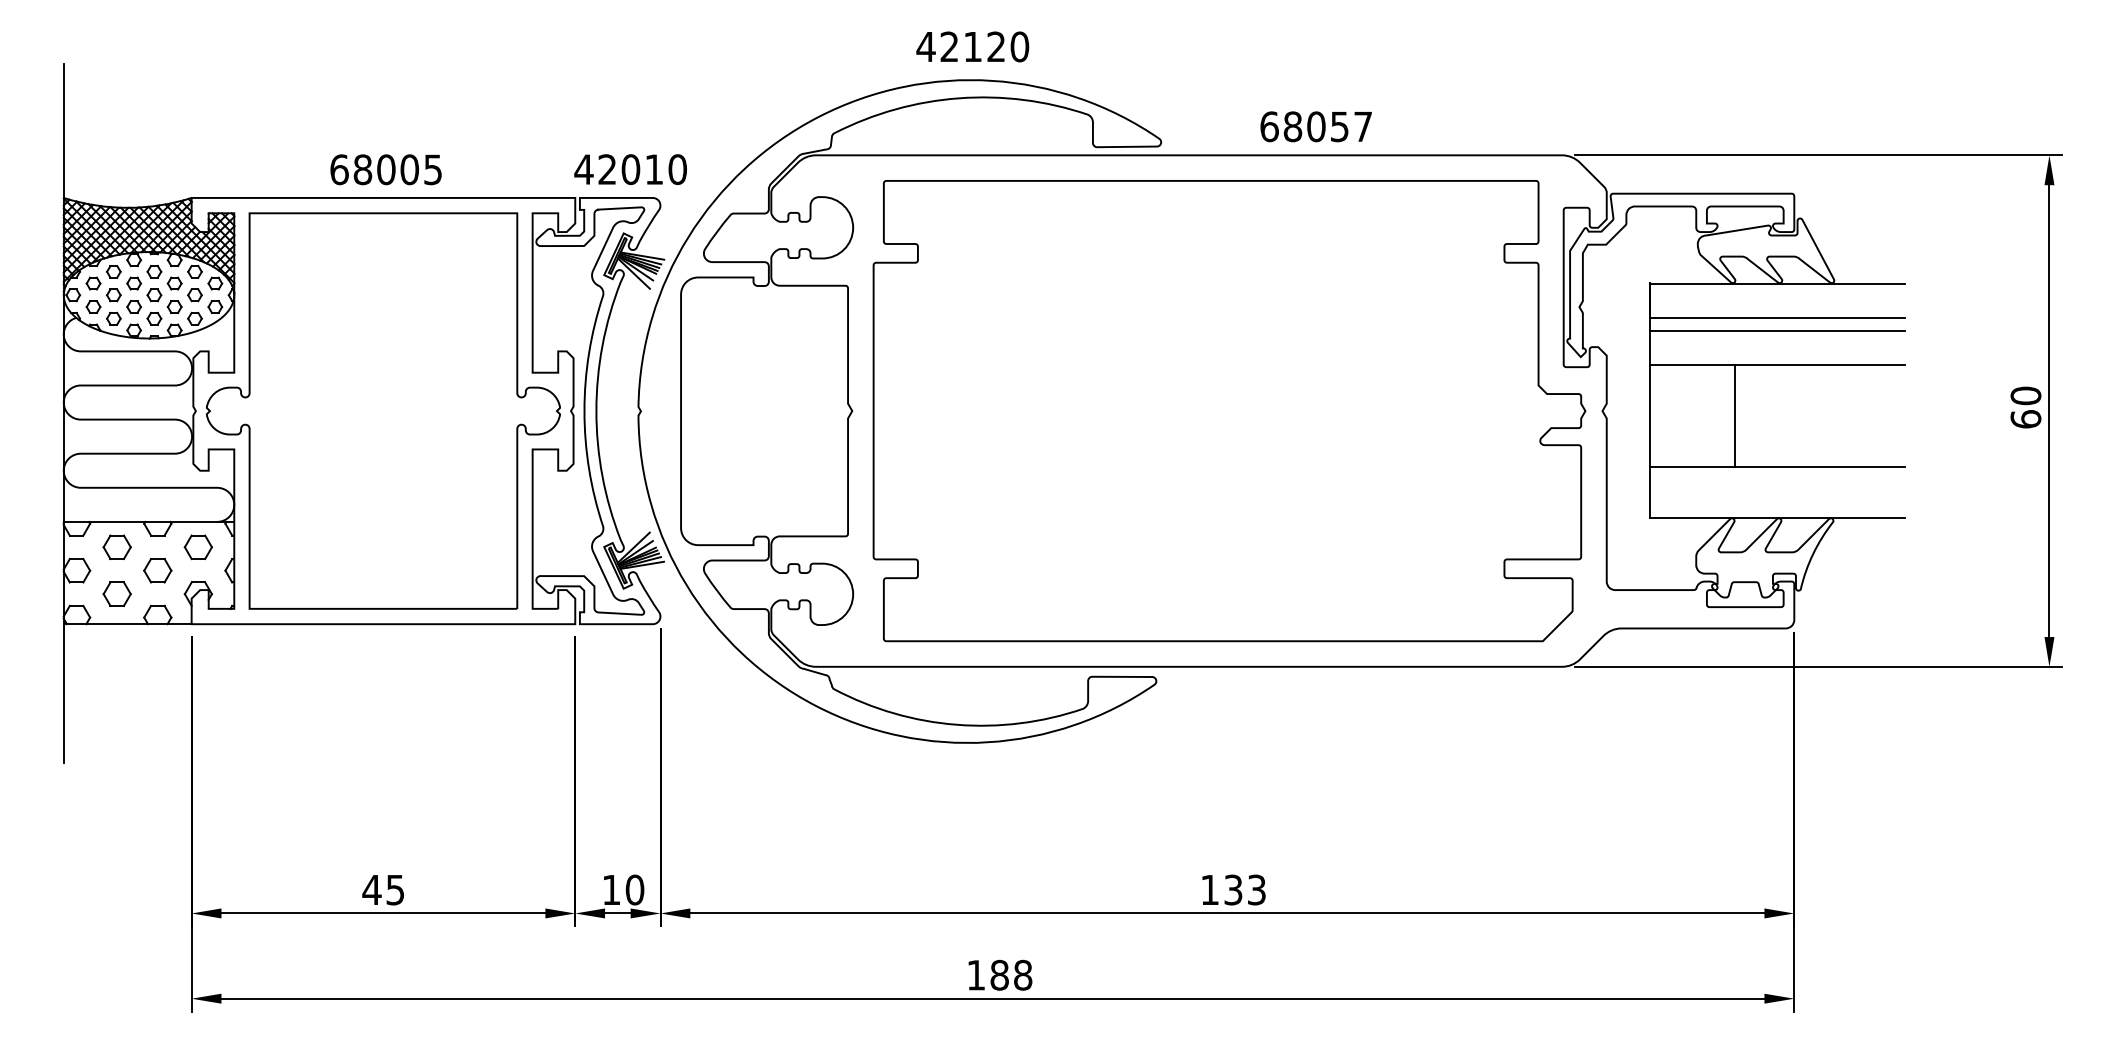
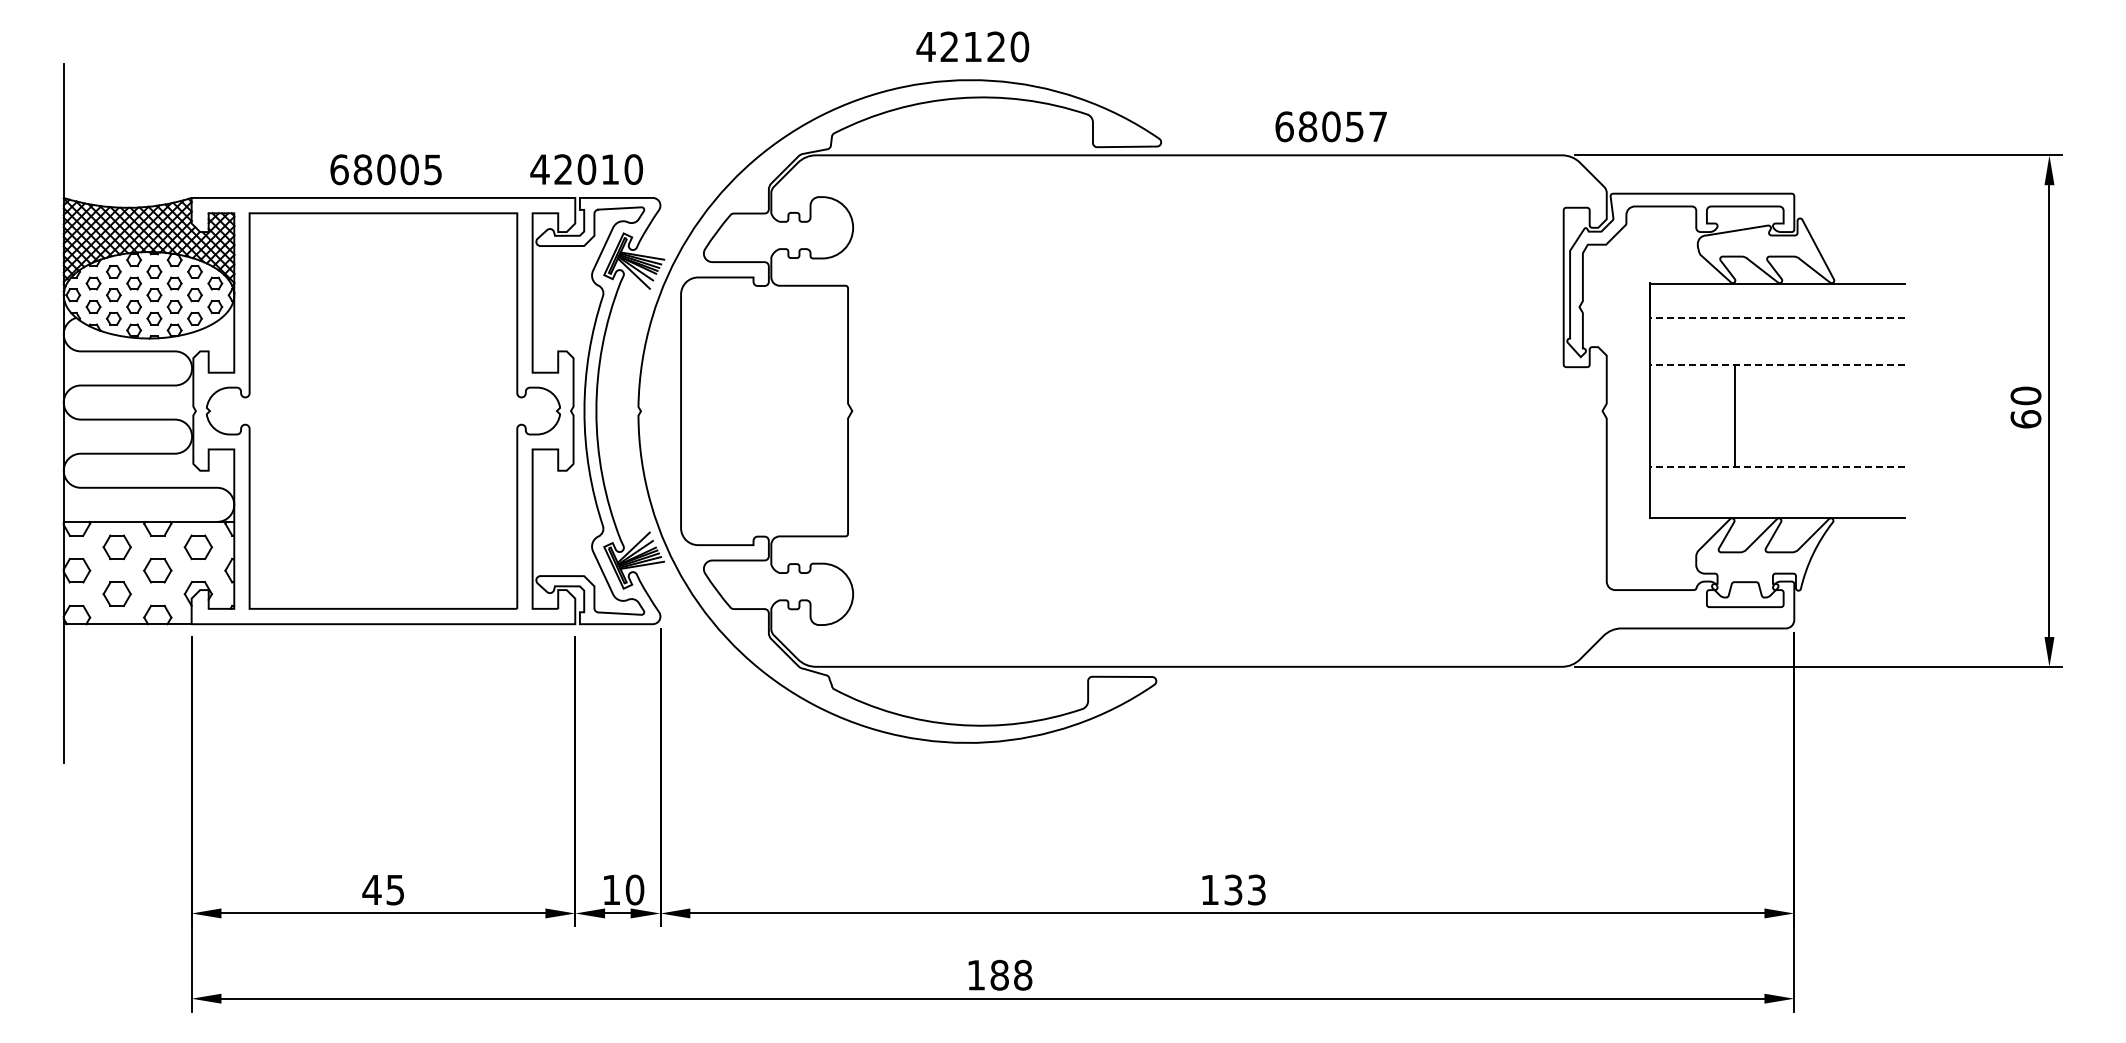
text position: (1315, 126) -> (1330, 126) (1330, 126)
text position: (630, 169) -> (586, 169) (586, 169)
line: solid -> dashed (1777, 317)
line: present -> none (1777, 330)
line: solid -> dashed (1777, 364)
part: present -> none (1229, 411)
line: solid -> dashed (1777, 467)
